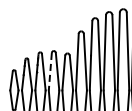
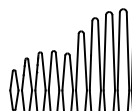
line: dashed -> solid (50, 71)
